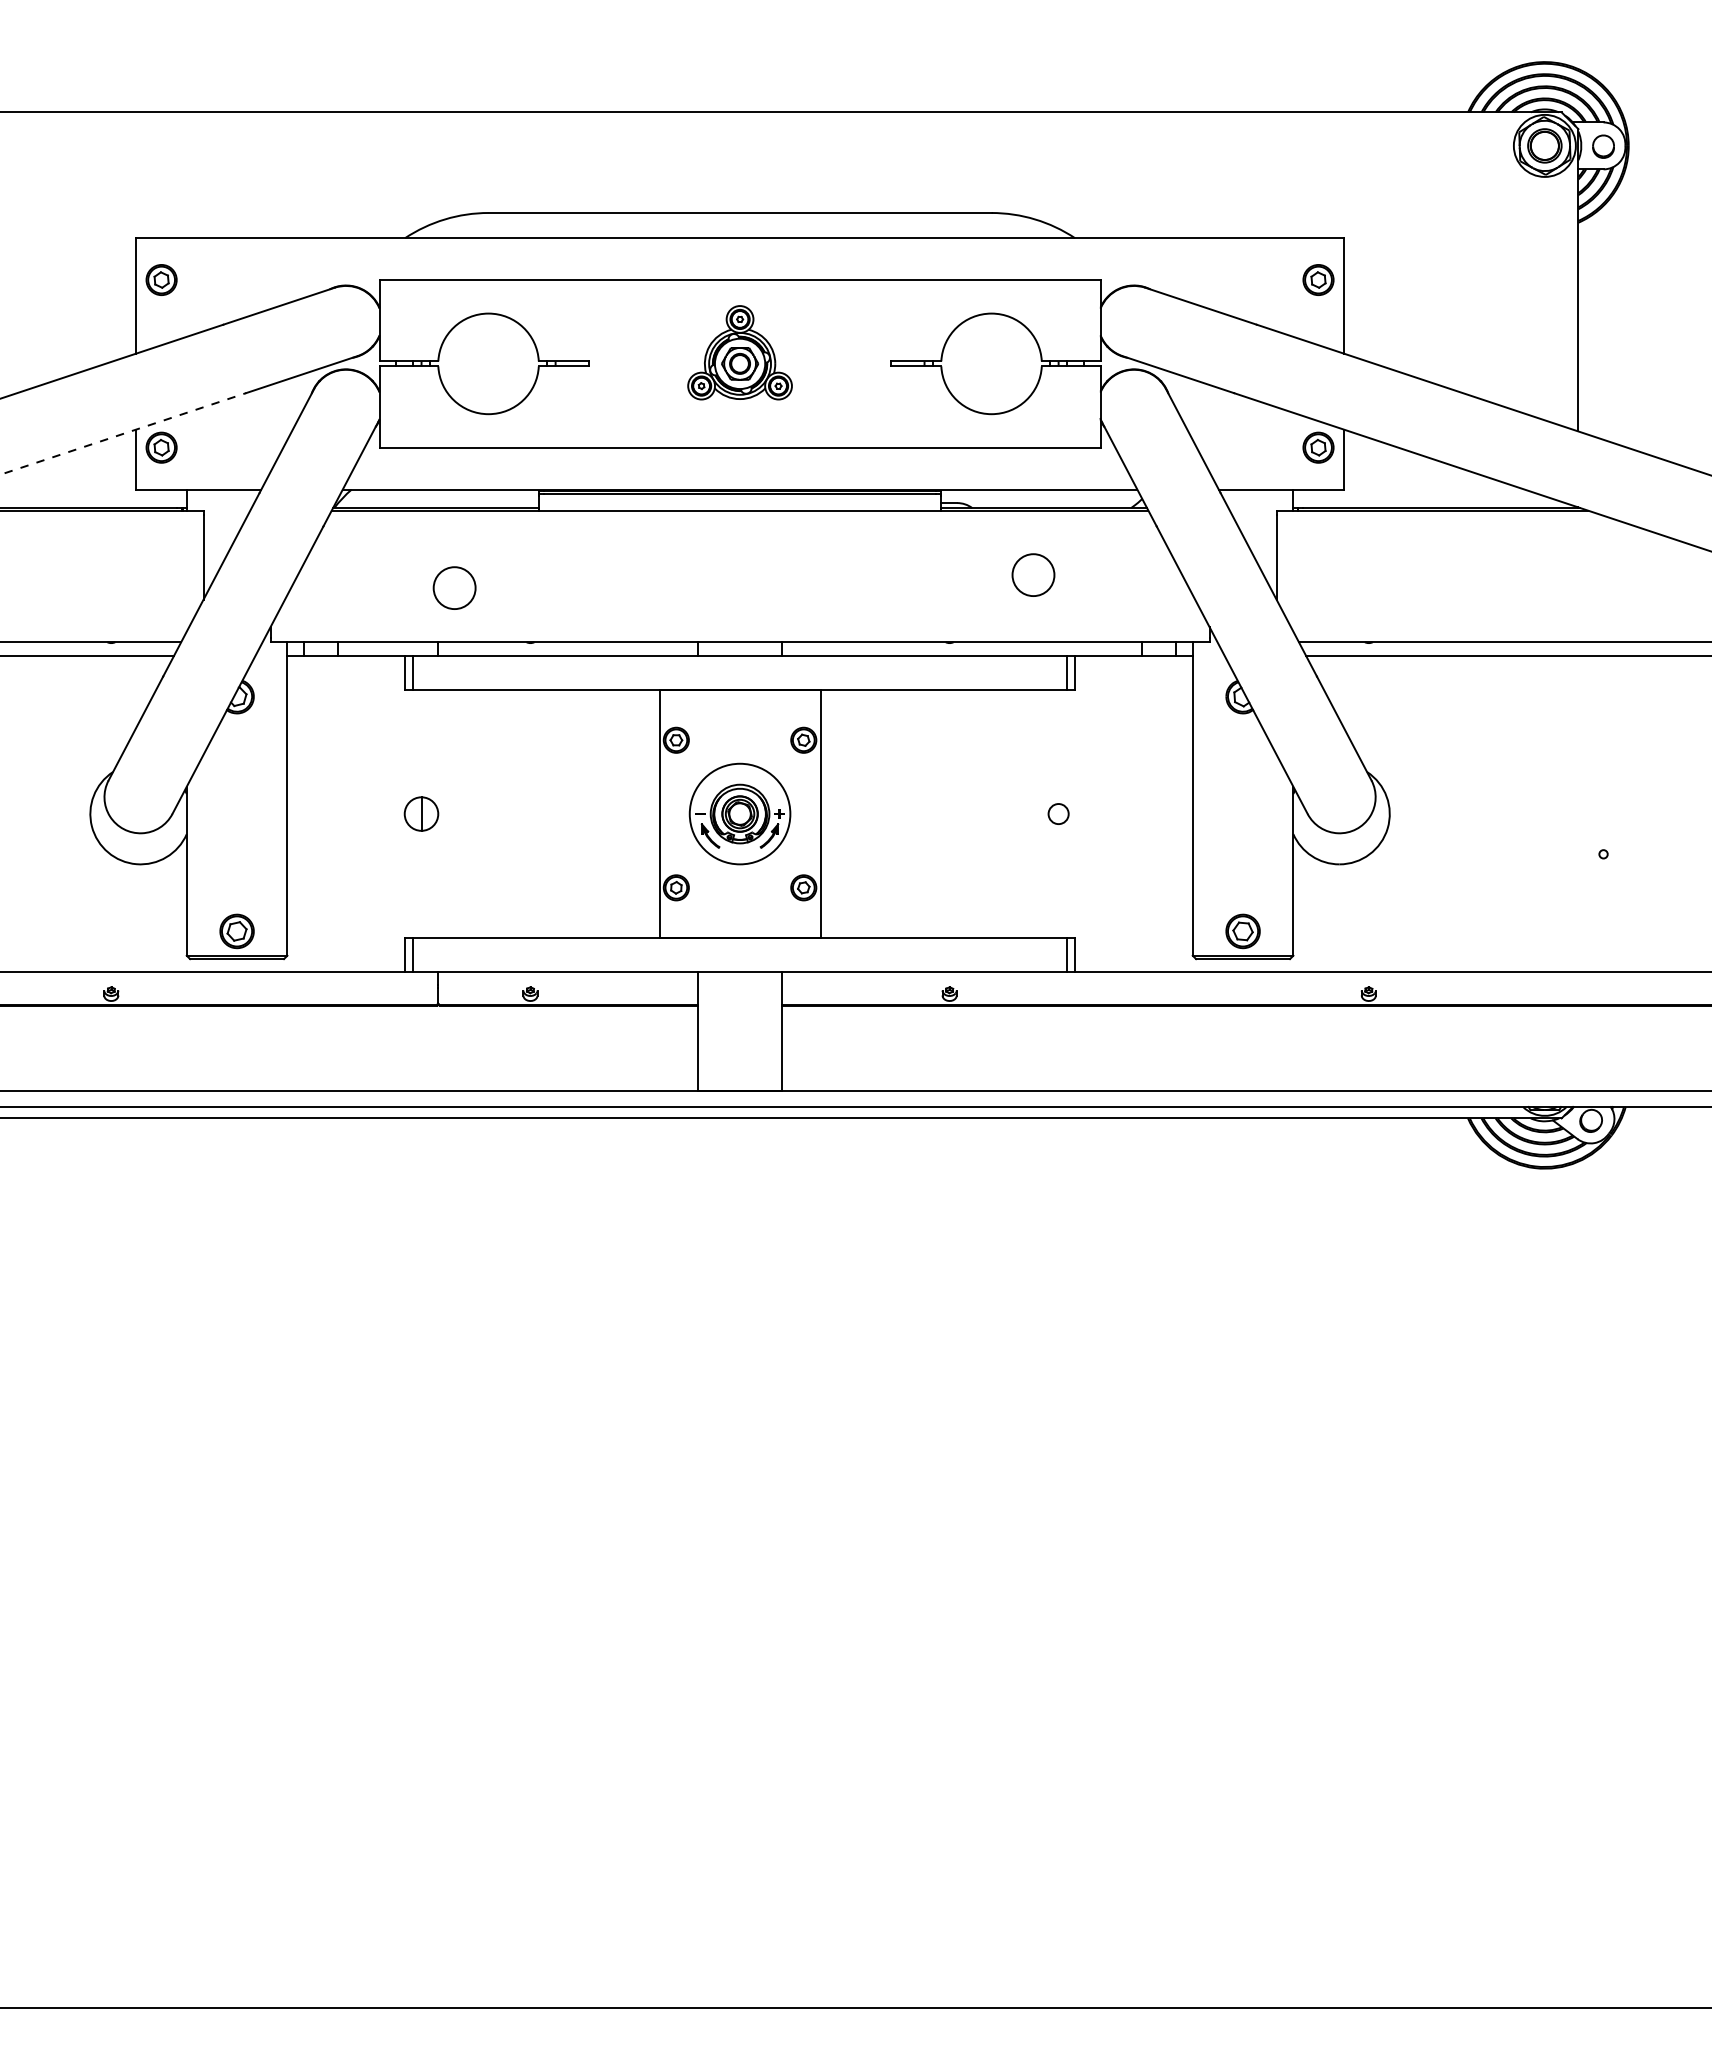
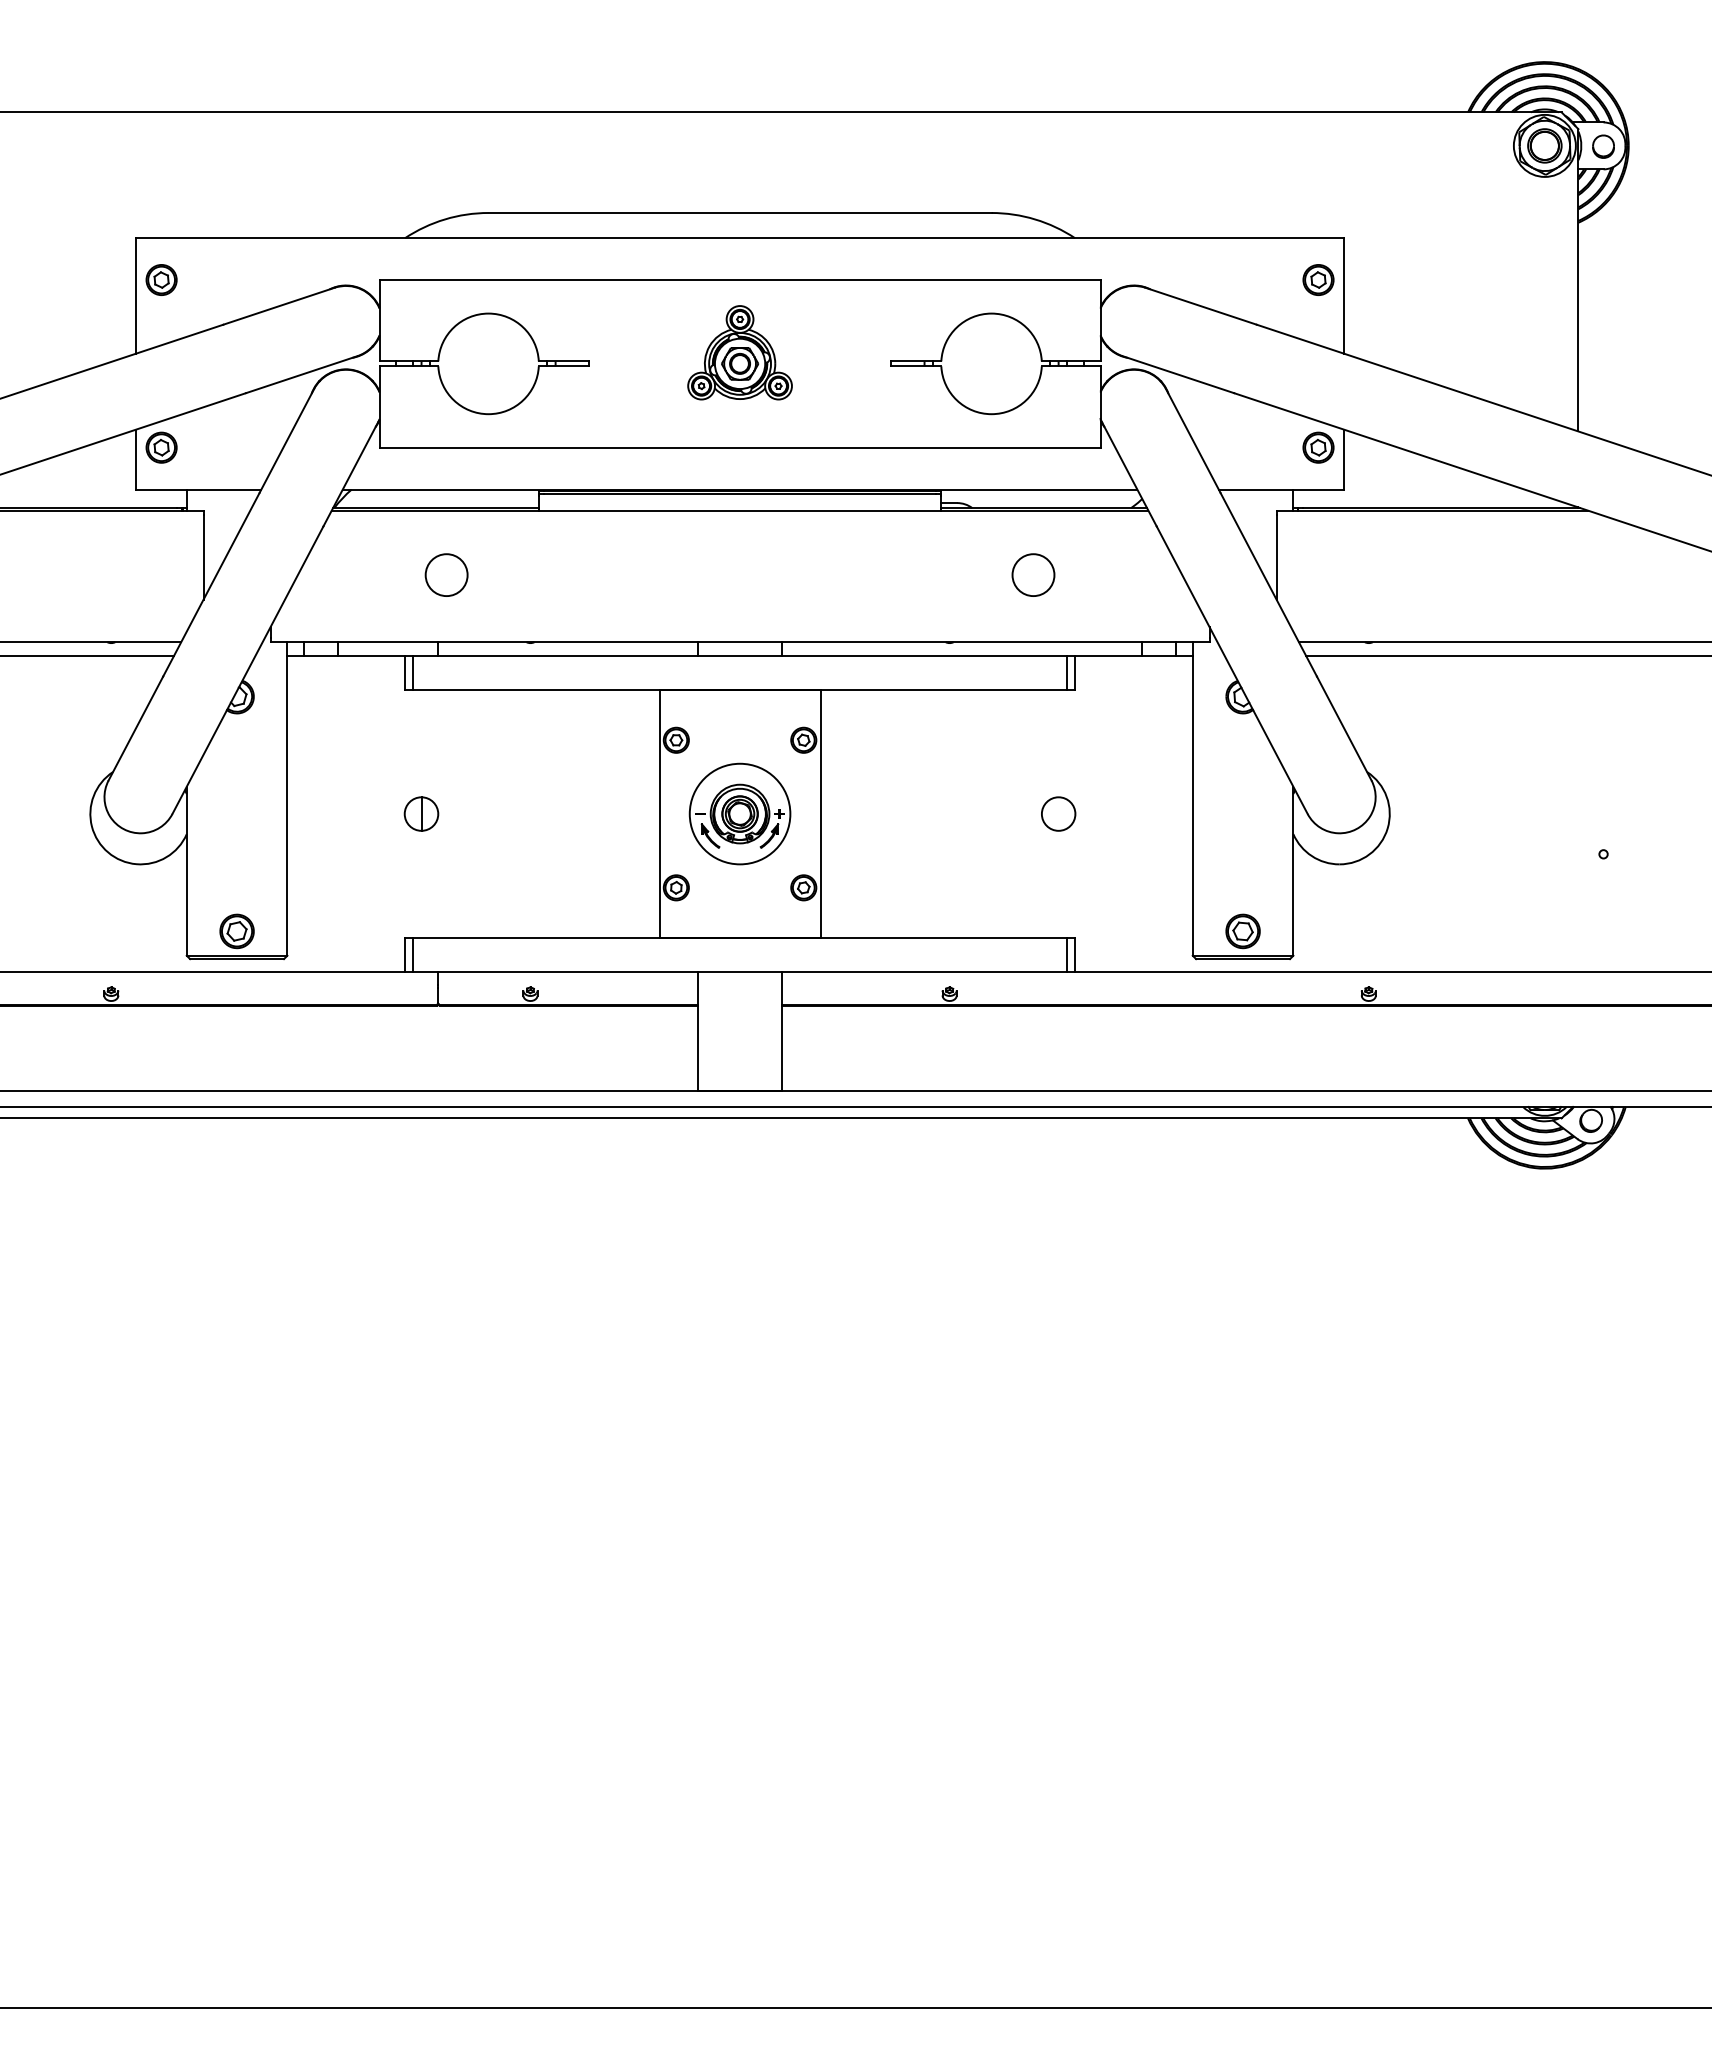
line: dashed -> solid (123, 433)
circle position: (454, 587) -> (446, 574) (446, 574)
circle diameter: 20 px -> 34 px (1058, 813)
